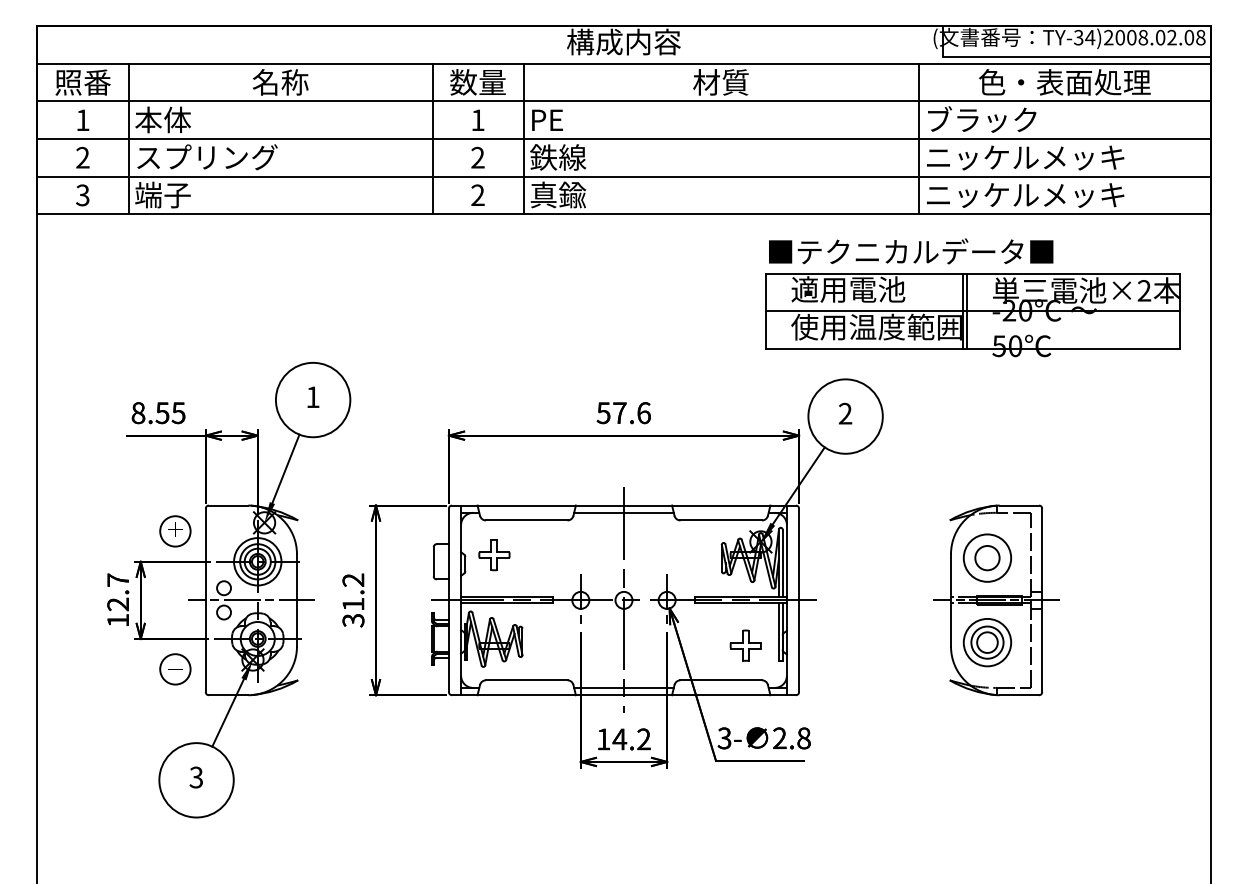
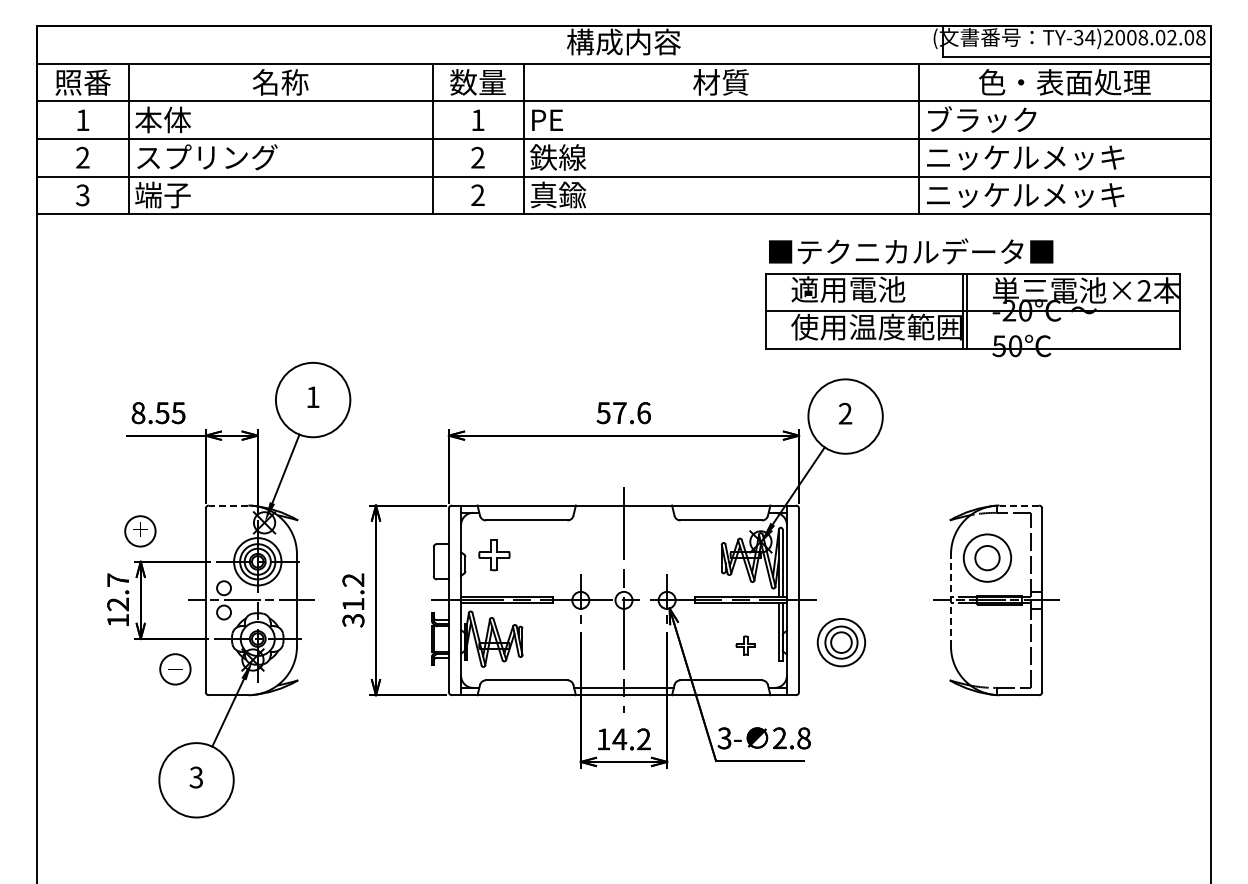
line: solid -> dashed (228, 505)
line: solid -> dashed (1019, 505)
line: present -> none (623, 512)
part position: (175, 531) -> (140, 531) (140, 531)
line: solid -> dashed (951, 599)
part position: (987, 642) -> (841, 642) (841, 642)
part size: 33x33 px -> 21x21 px (745, 645)
